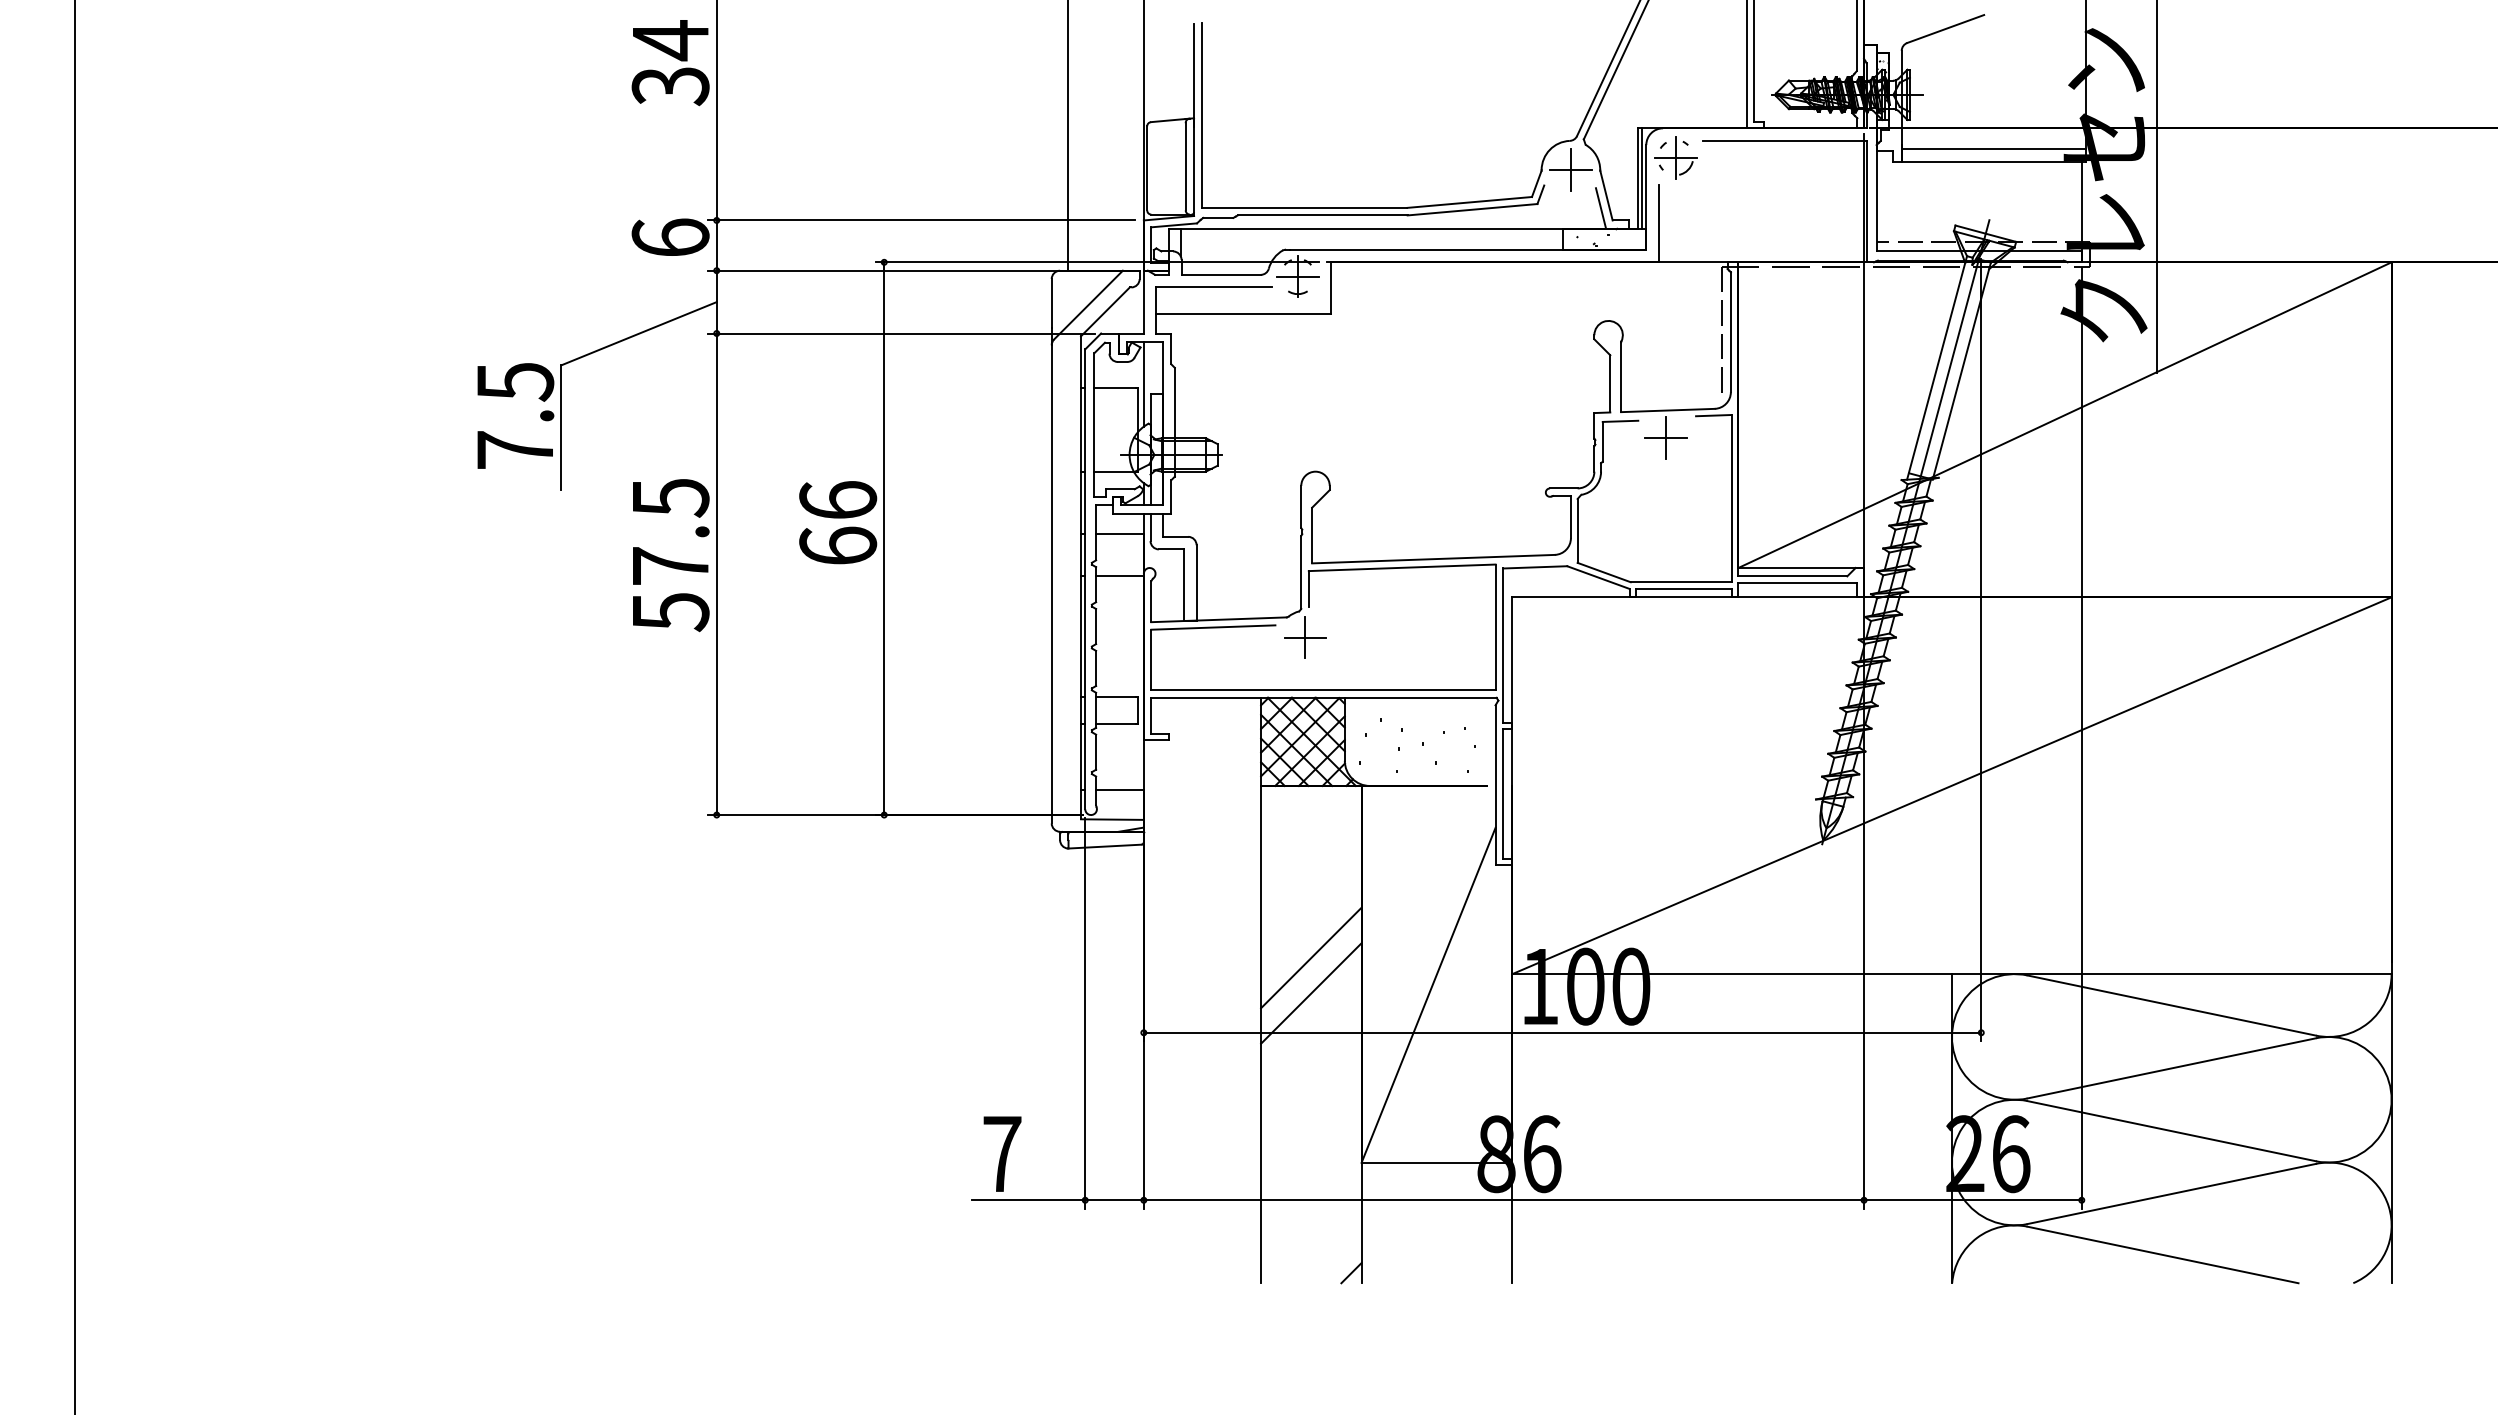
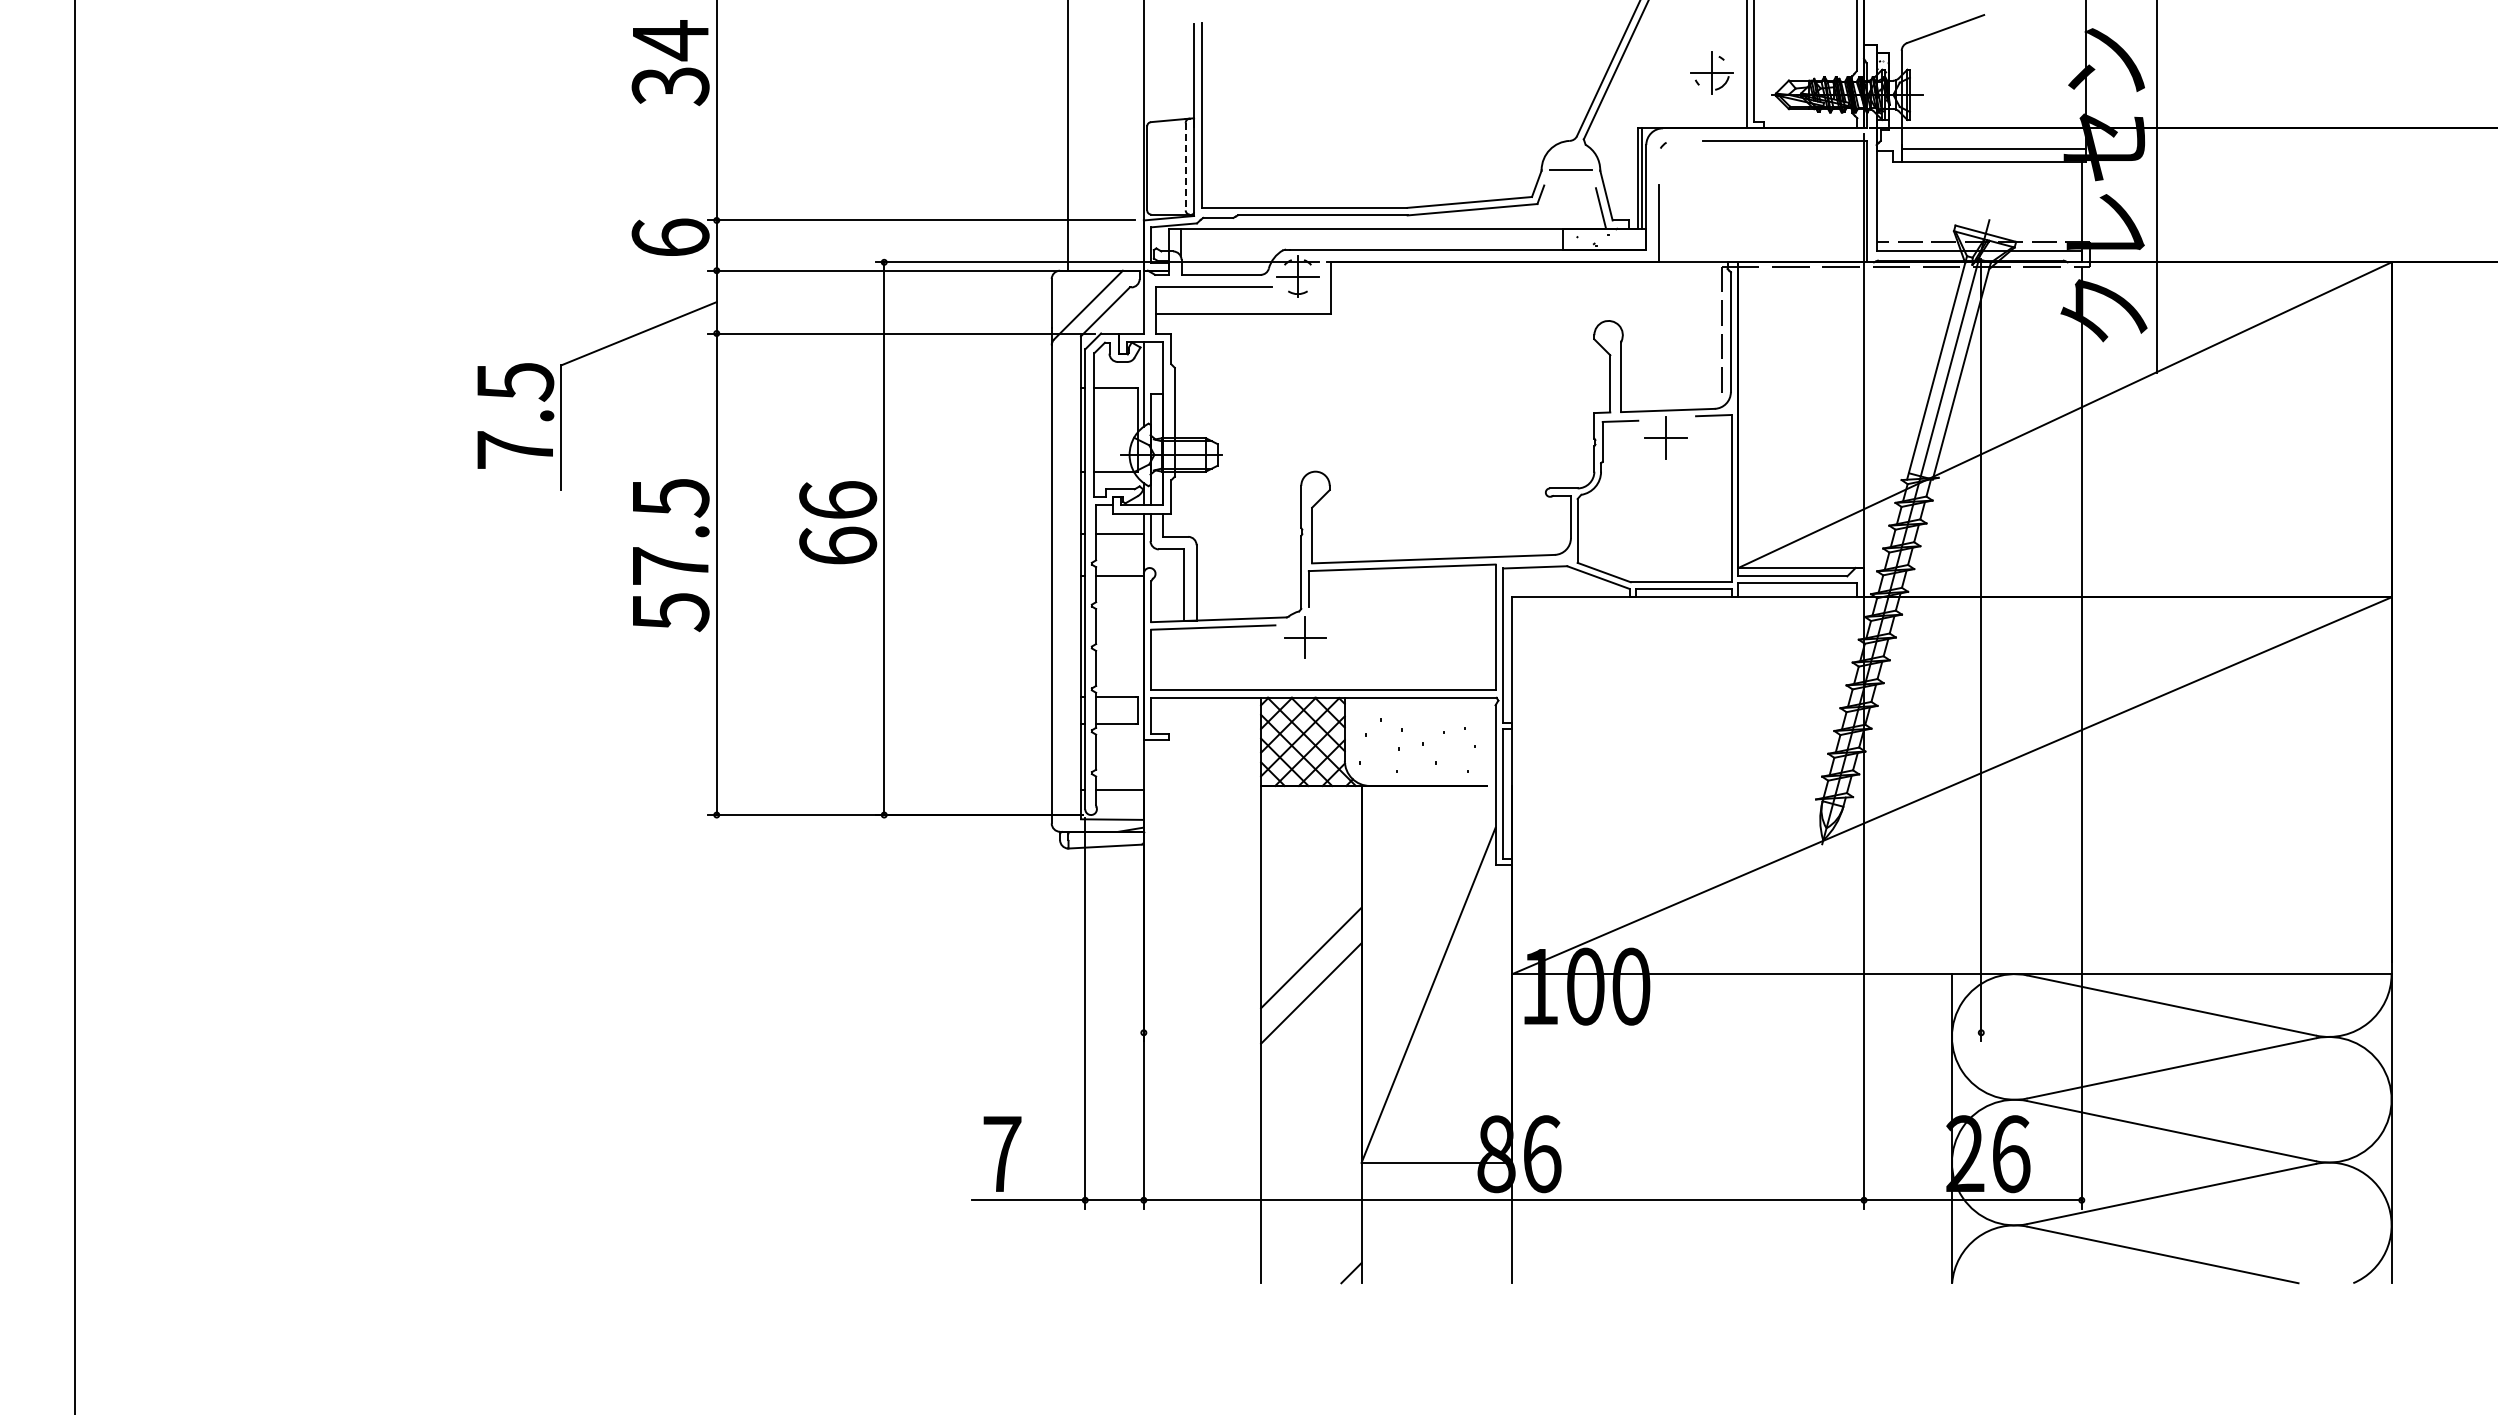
part position: (1675, 157) -> (1711, 72) (1711, 72)
line: solid -> dashed (1185, 166)
line: present -> none (1570, 170)
line: present -> none (1562, 1032)
